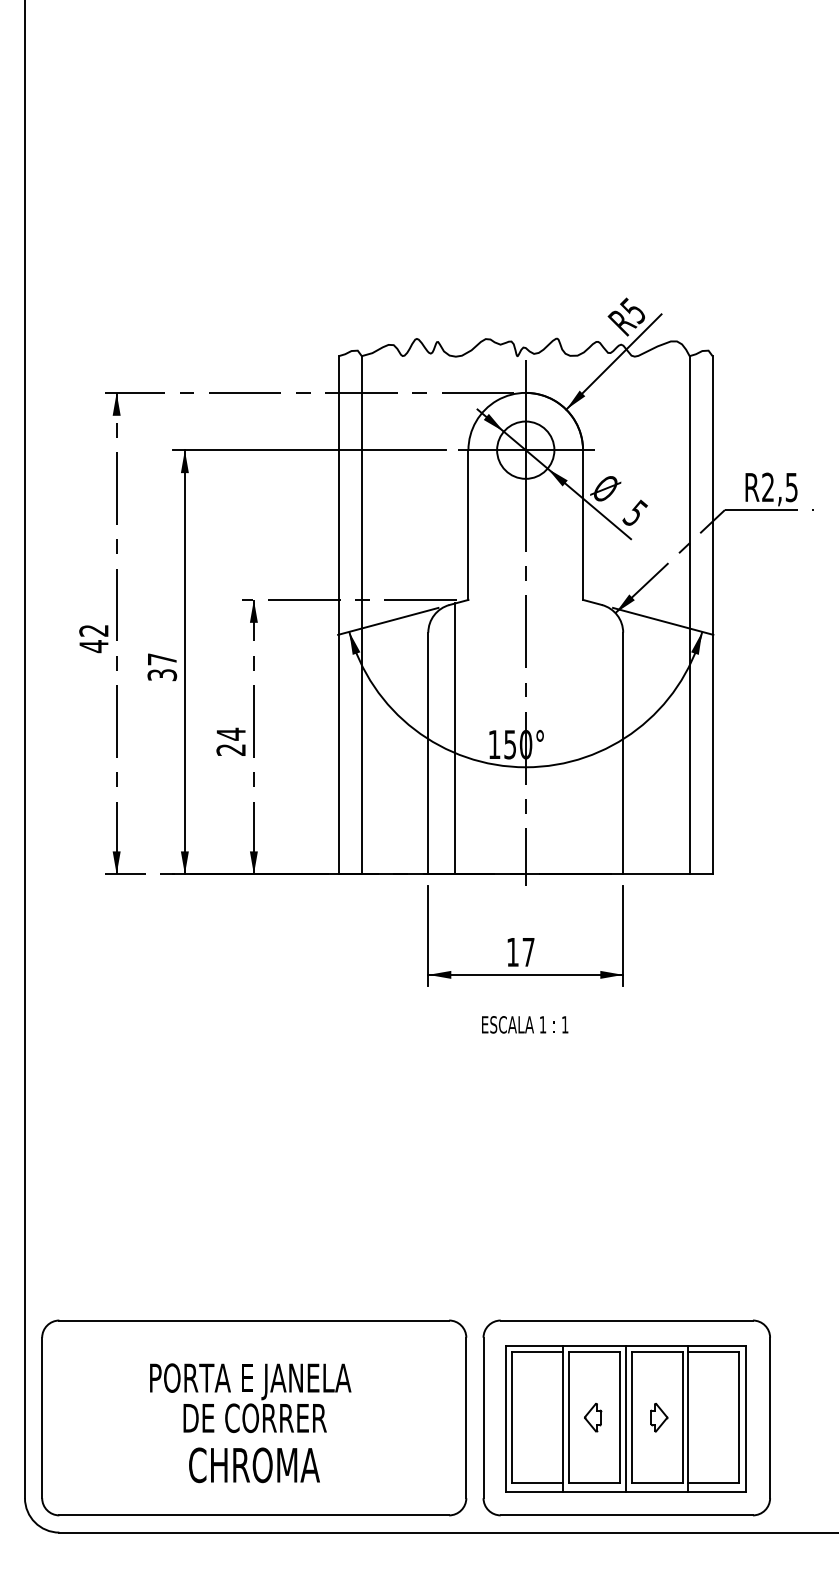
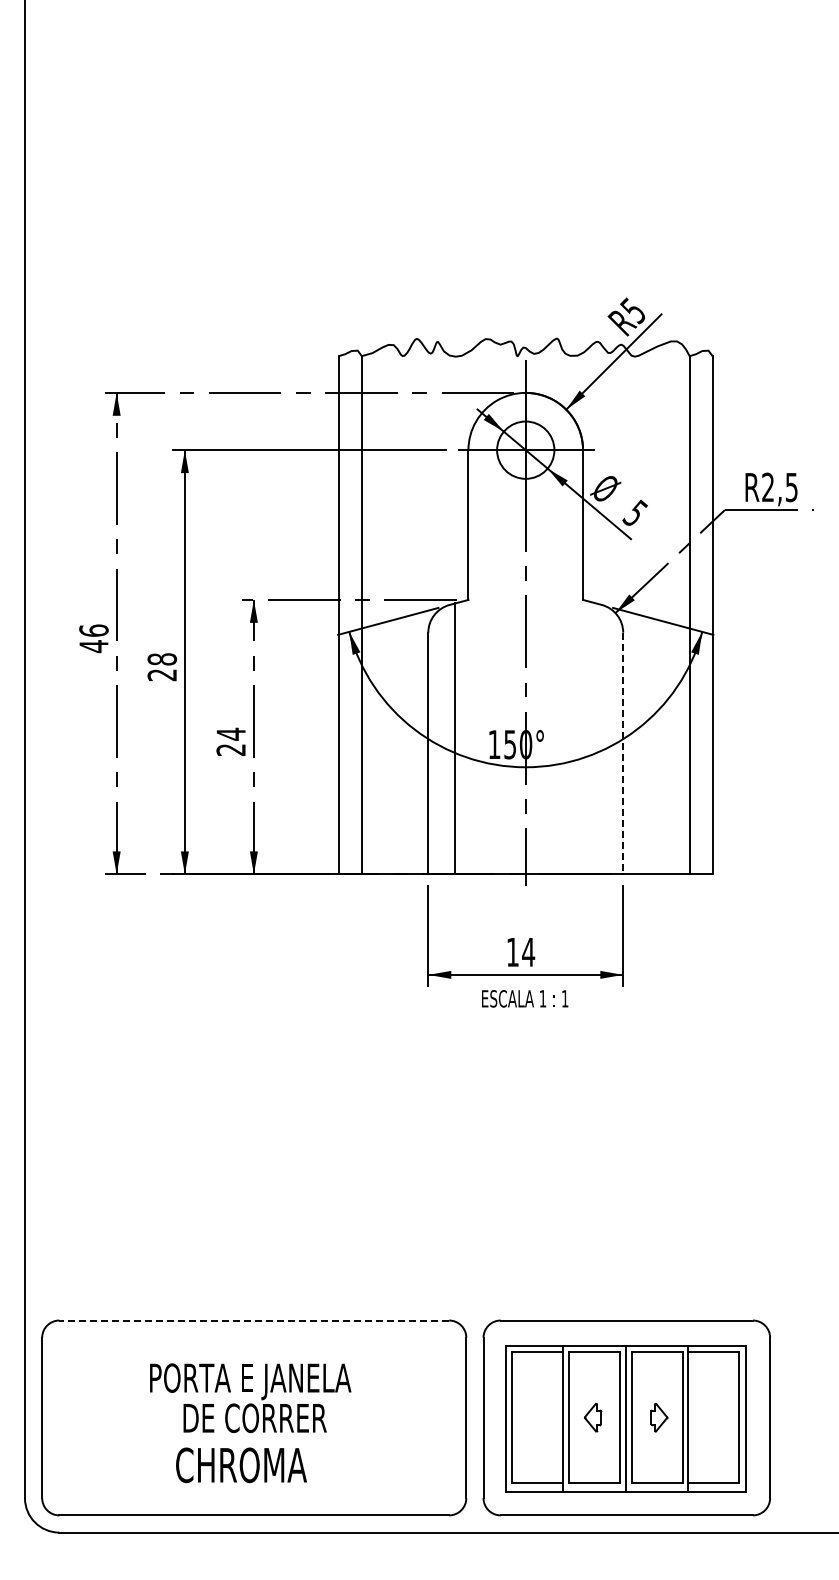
text: 42 -> 46 (93, 630)
text: 37 -> 28 (162, 667)
line: solid -> dashed (623, 753)
text: 17 -> 14 (528, 952)
text position: (525, 1024) -> (525, 998) (525, 998)
line: solid -> dashed (254, 1320)
text position: (254, 1465) -> (241, 1465) (241, 1465)
